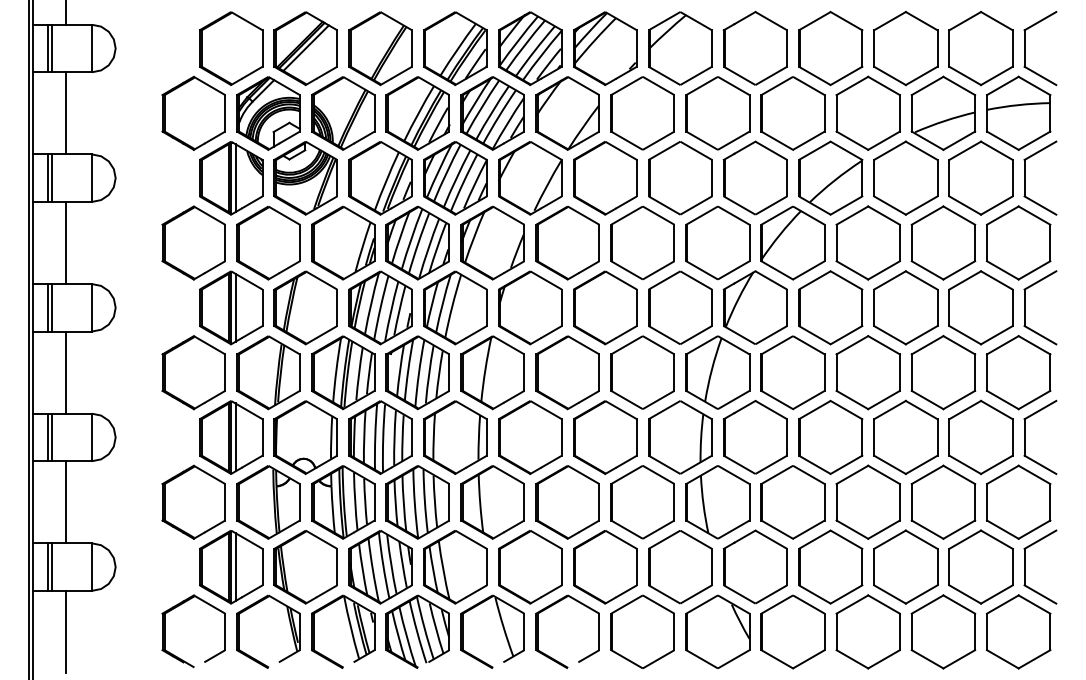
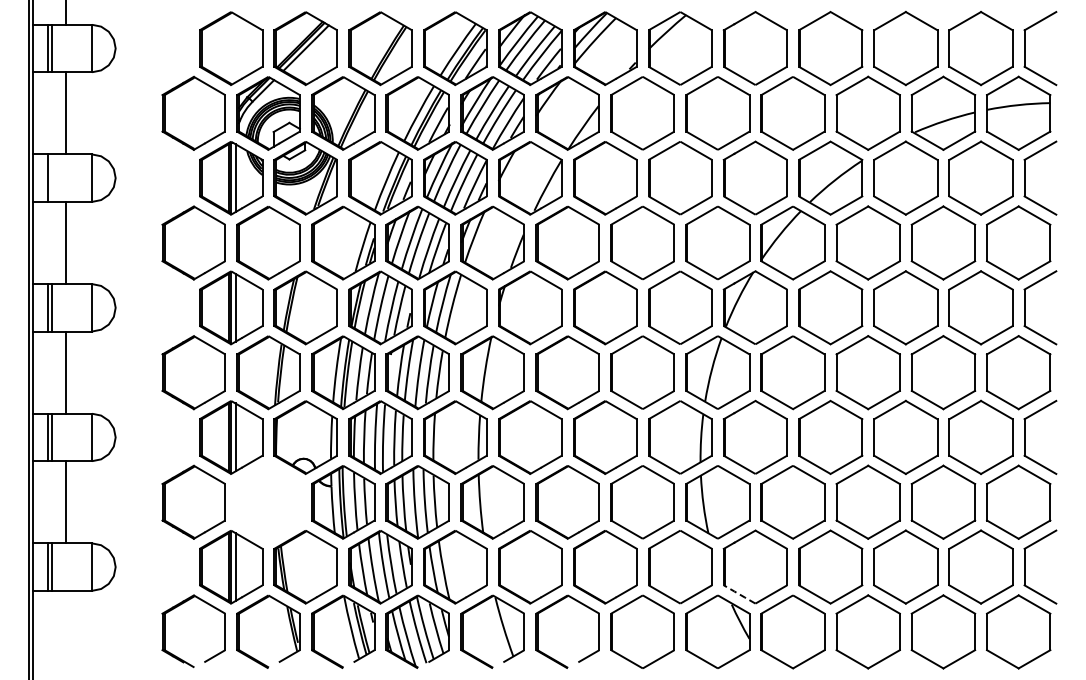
line: present -> none (52, 177)
part: present -> none (268, 502)
line: solid -> dashed (739, 594)
line: present -> none (65, 631)
